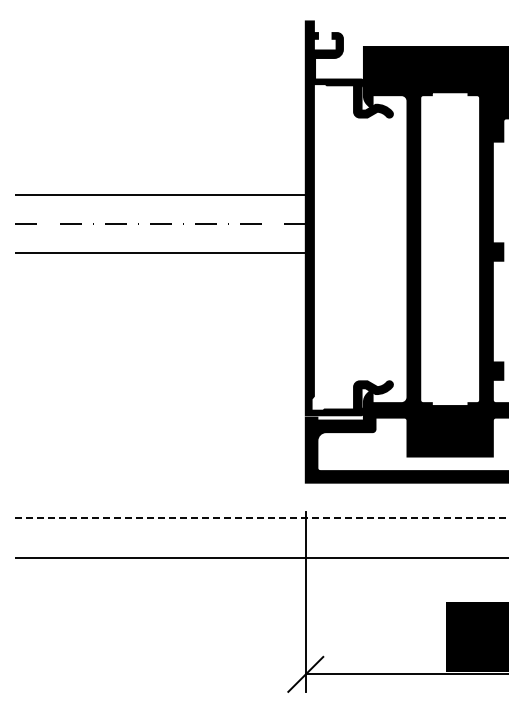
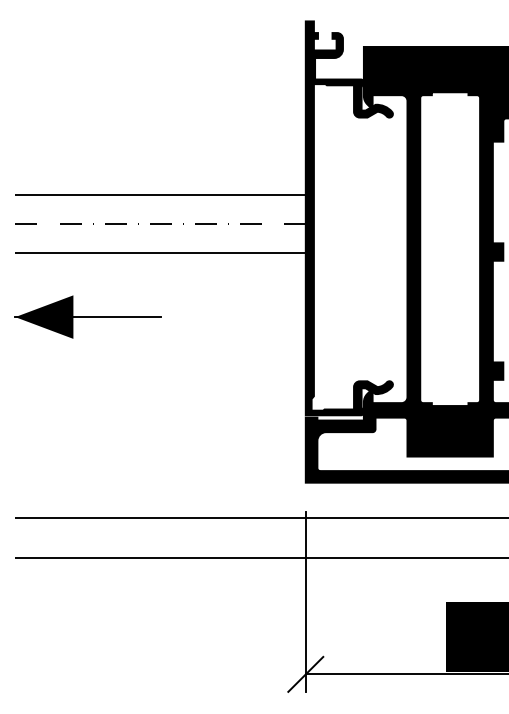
part: none -> present (87, 316)
line: dashed -> solid (262, 517)
